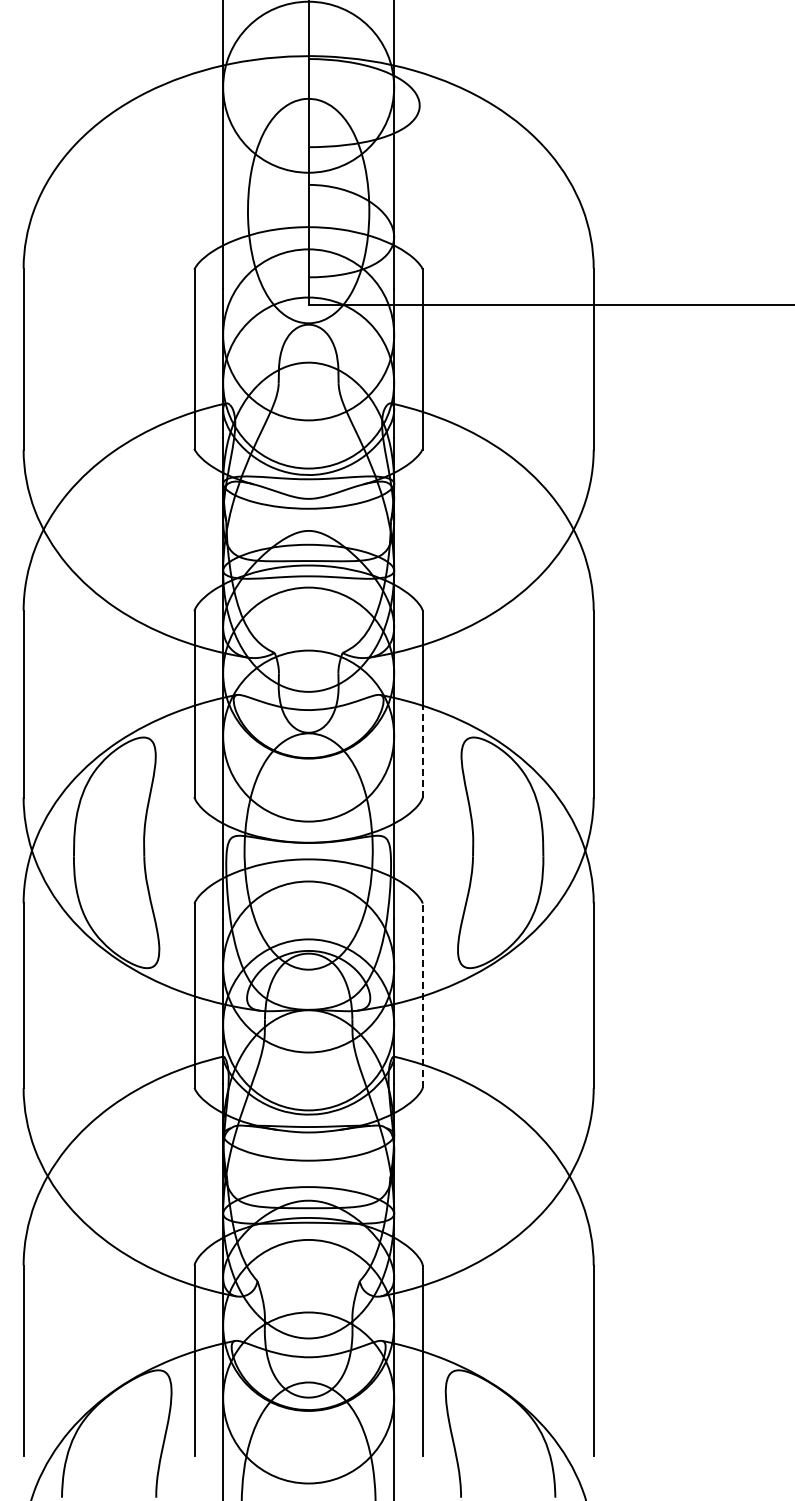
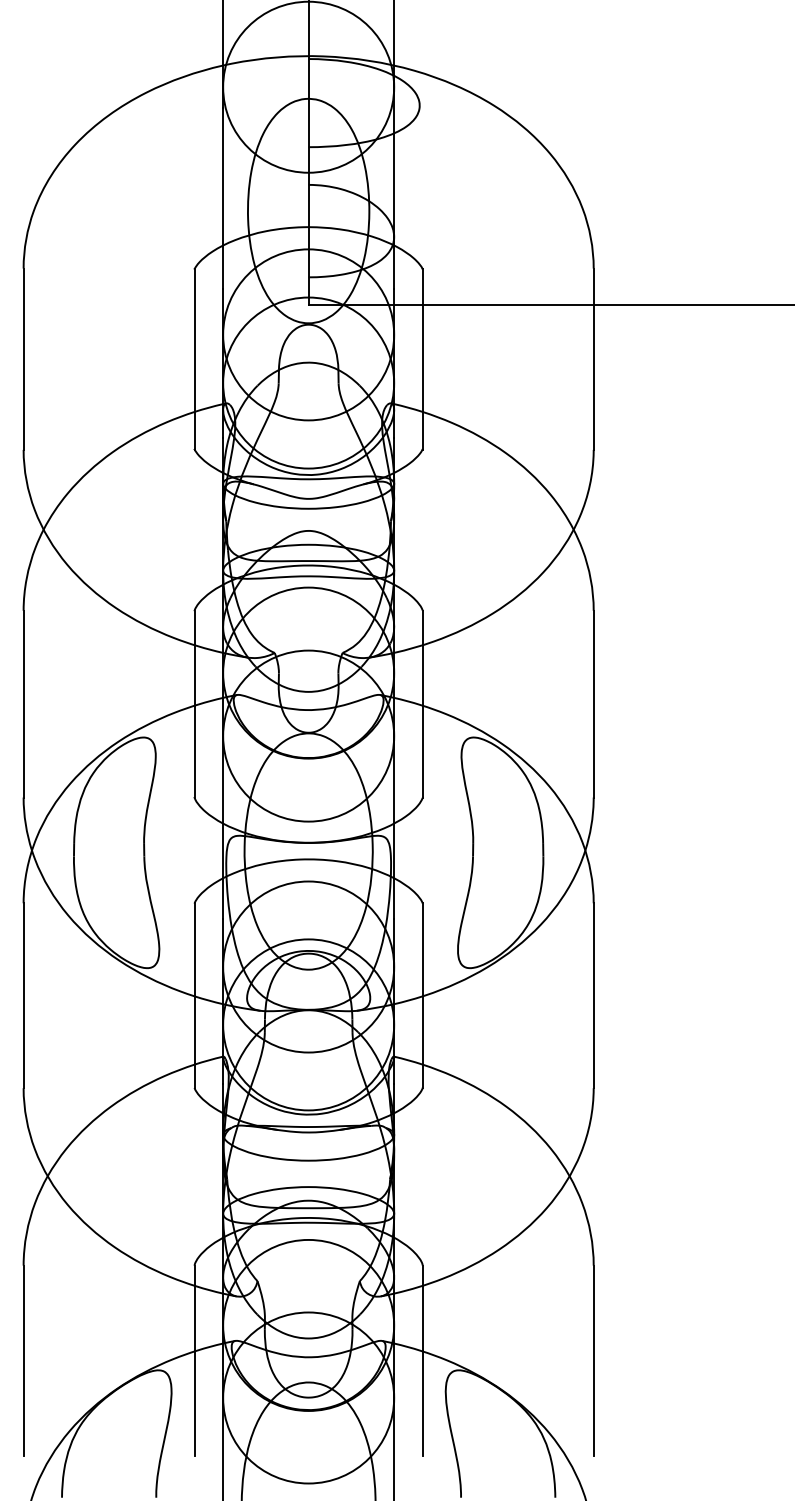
line: dashed -> solid (422, 751)
line: dashed -> solid (422, 995)
